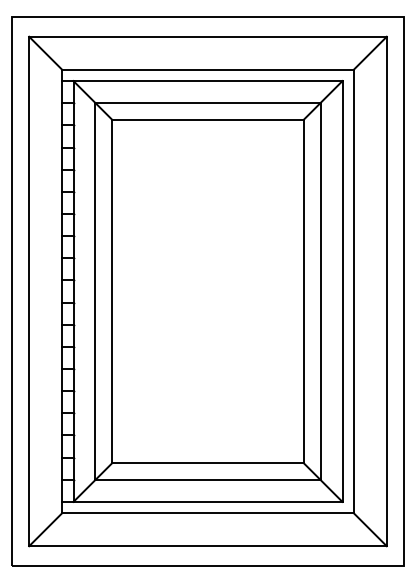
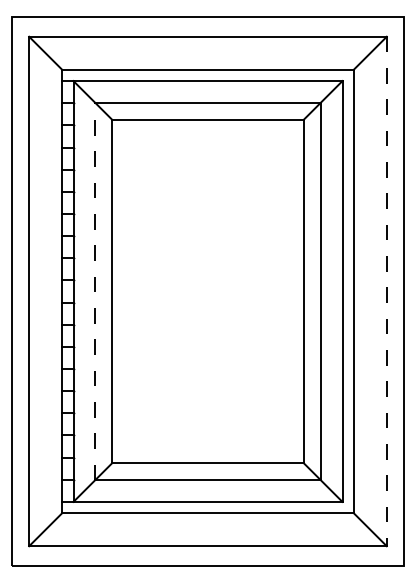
line: solid -> dashed (95, 291)
line: solid -> dashed (386, 291)
